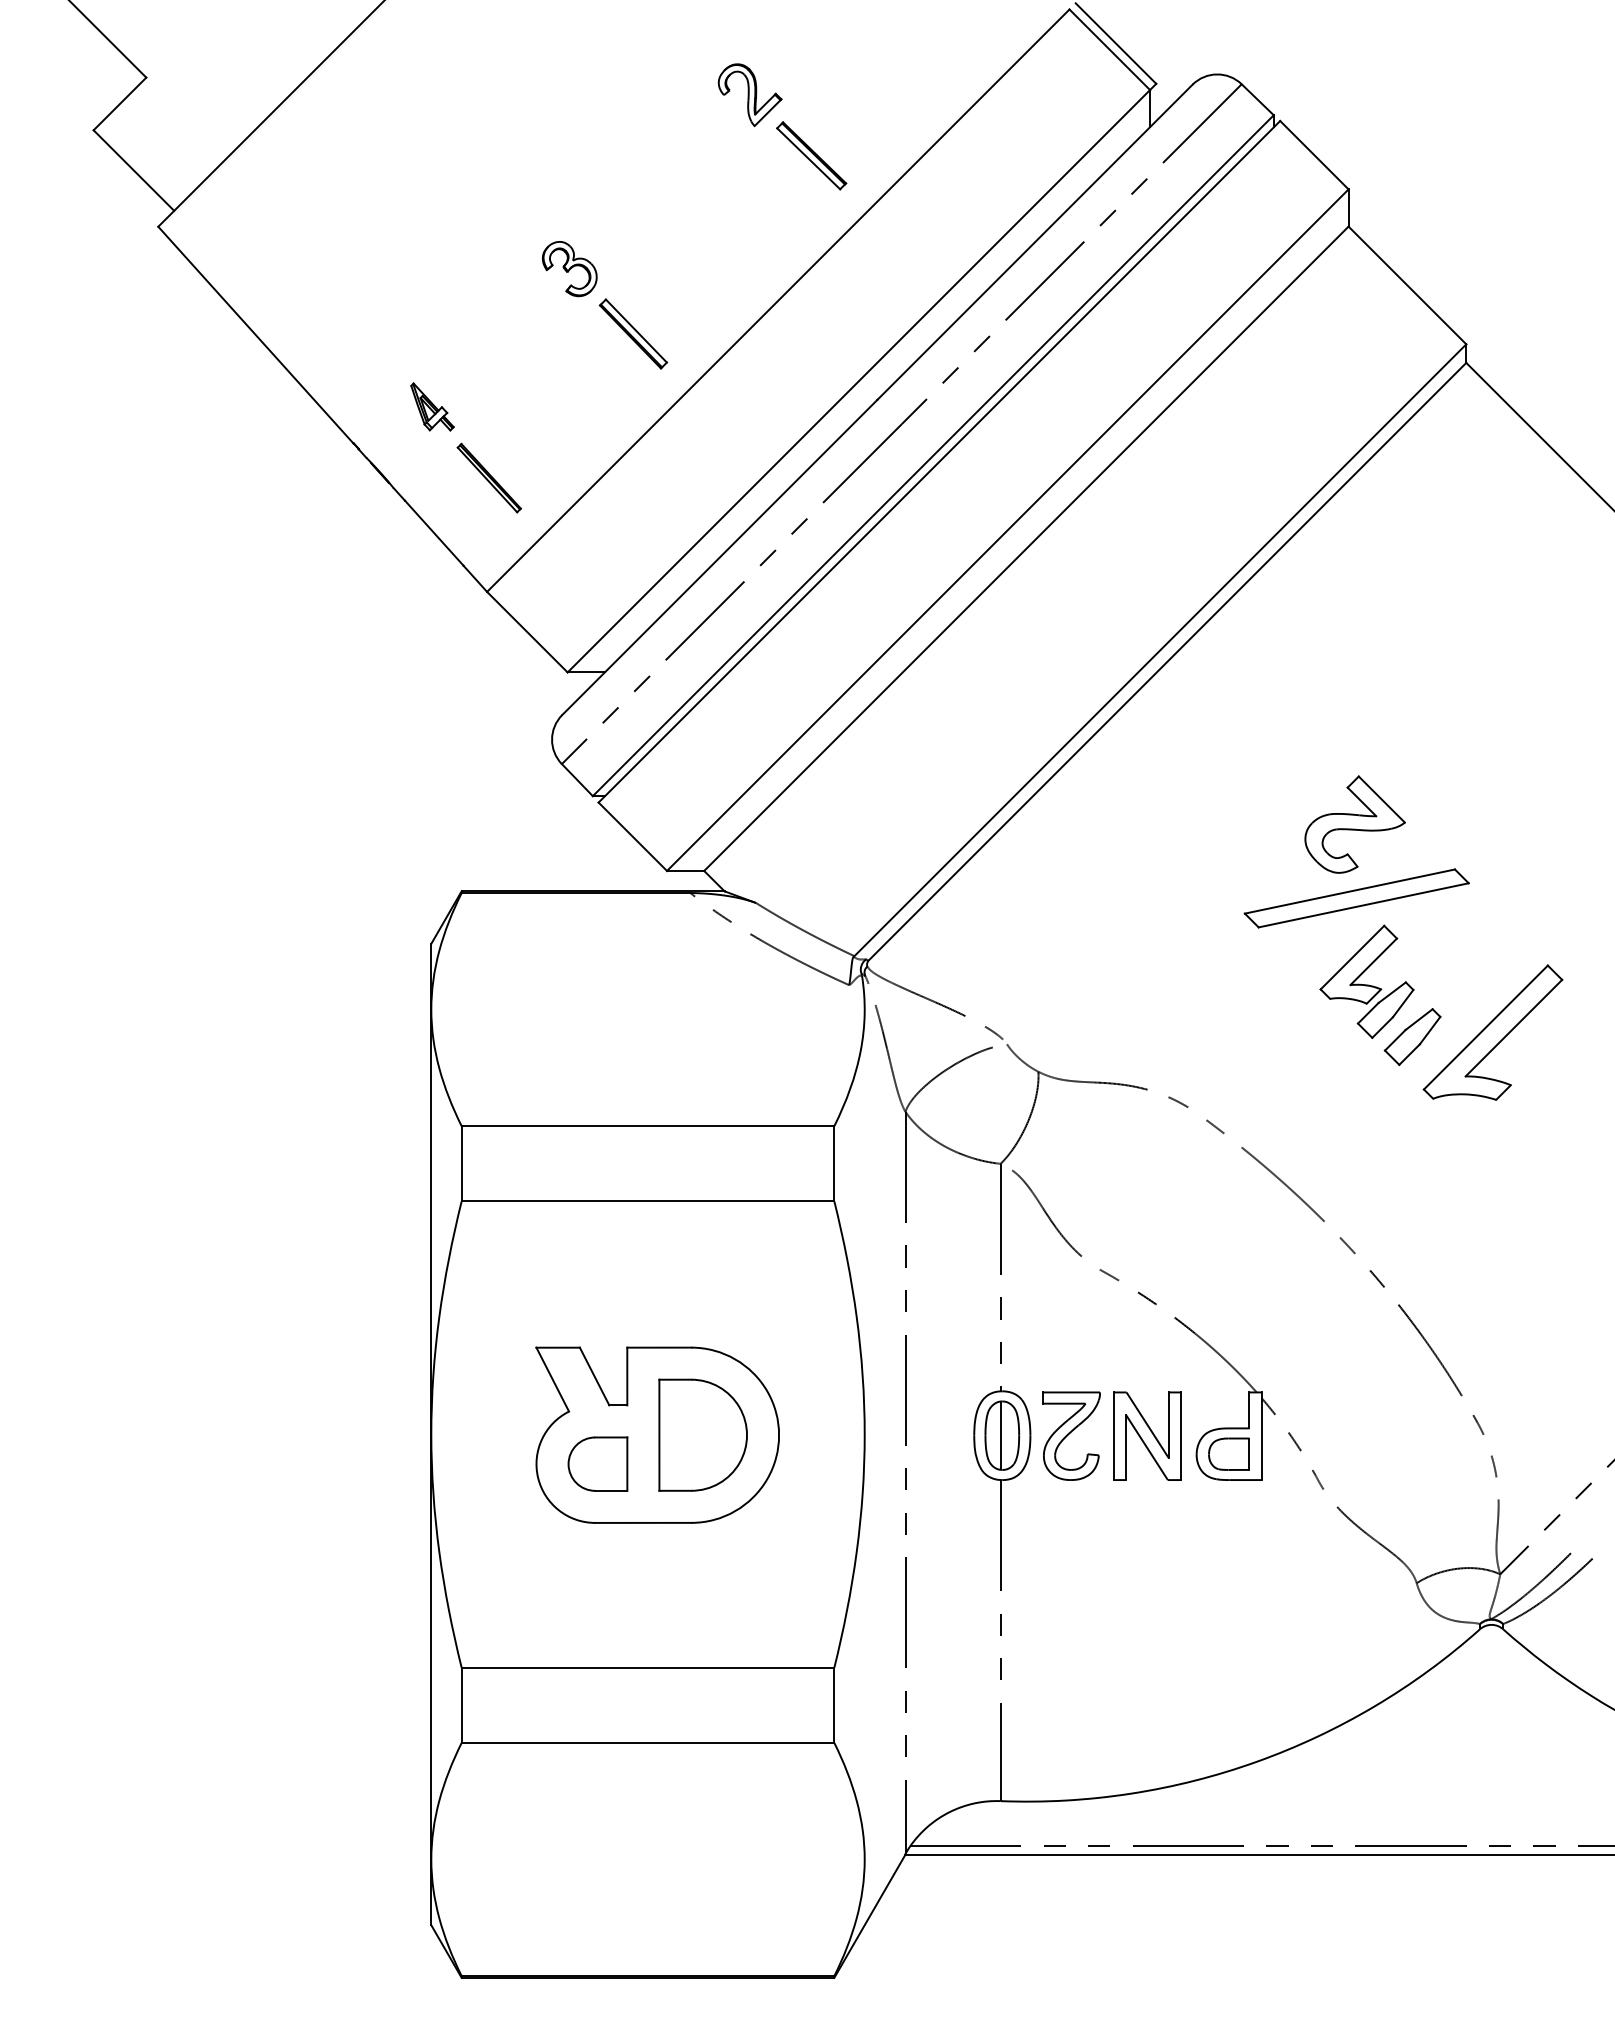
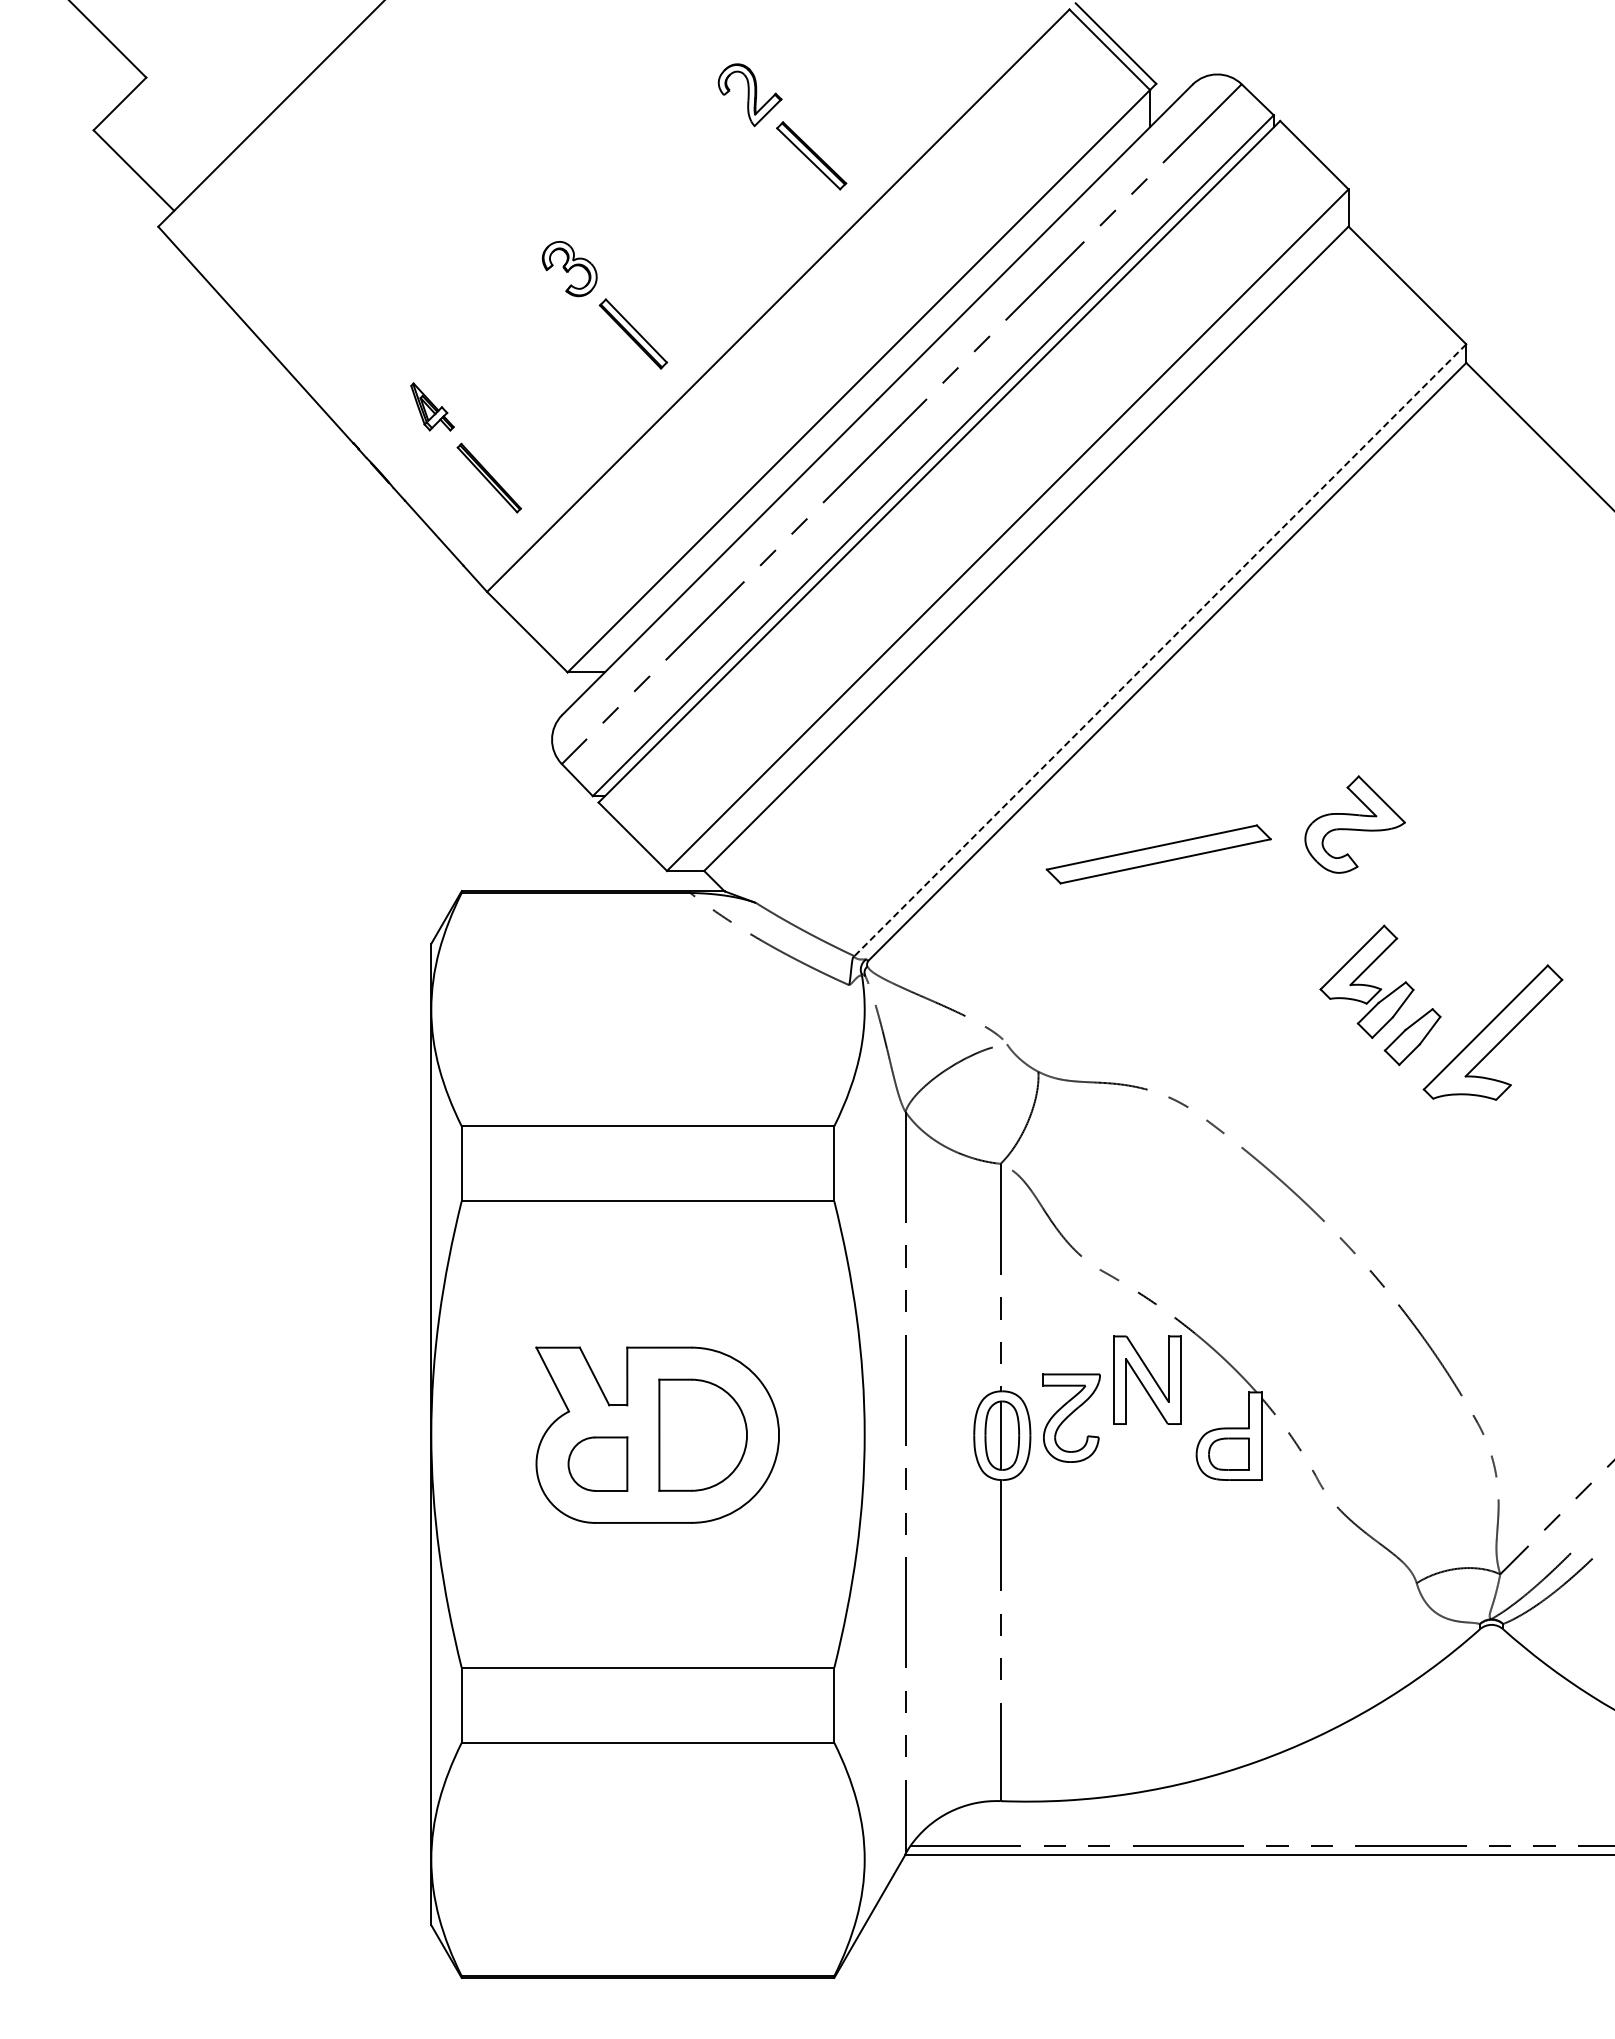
line: solid -> dashed (1160, 650)
part position: (1356, 898) -> (1158, 854) (1158, 854)
part position: (1071, 1435) -> (1071, 1417) (1071, 1417)
part position: (1147, 1435) -> (1147, 1379) (1147, 1379)
